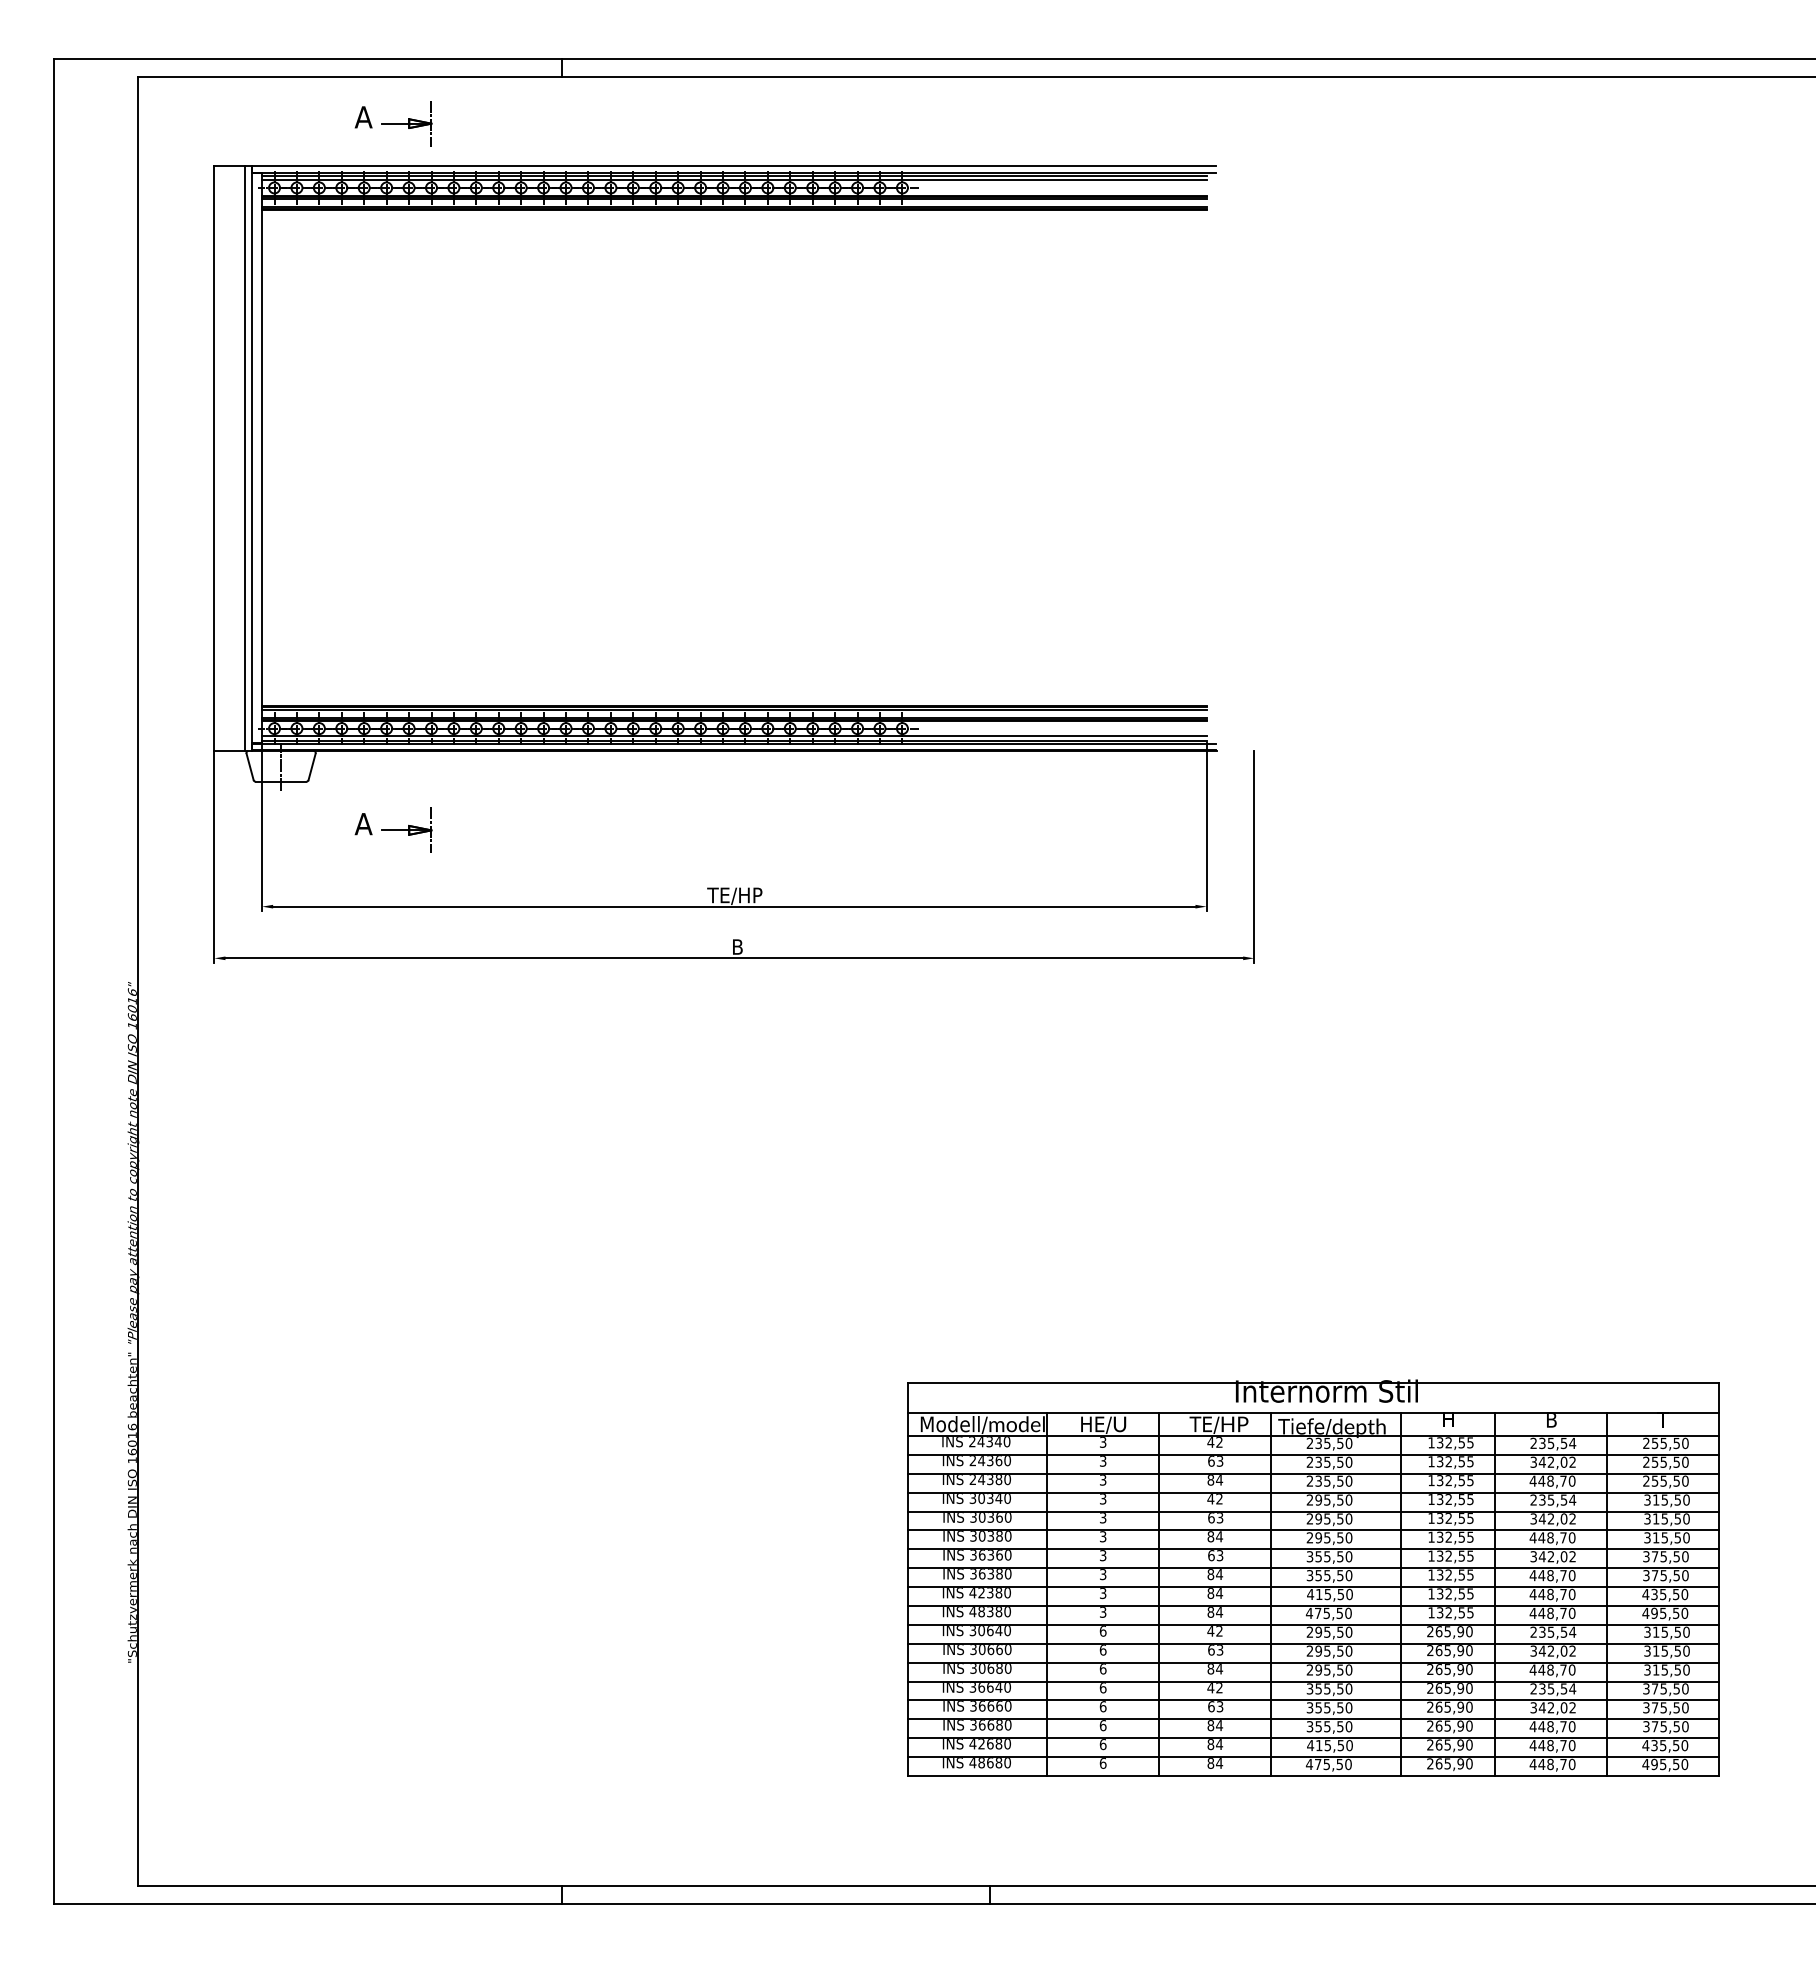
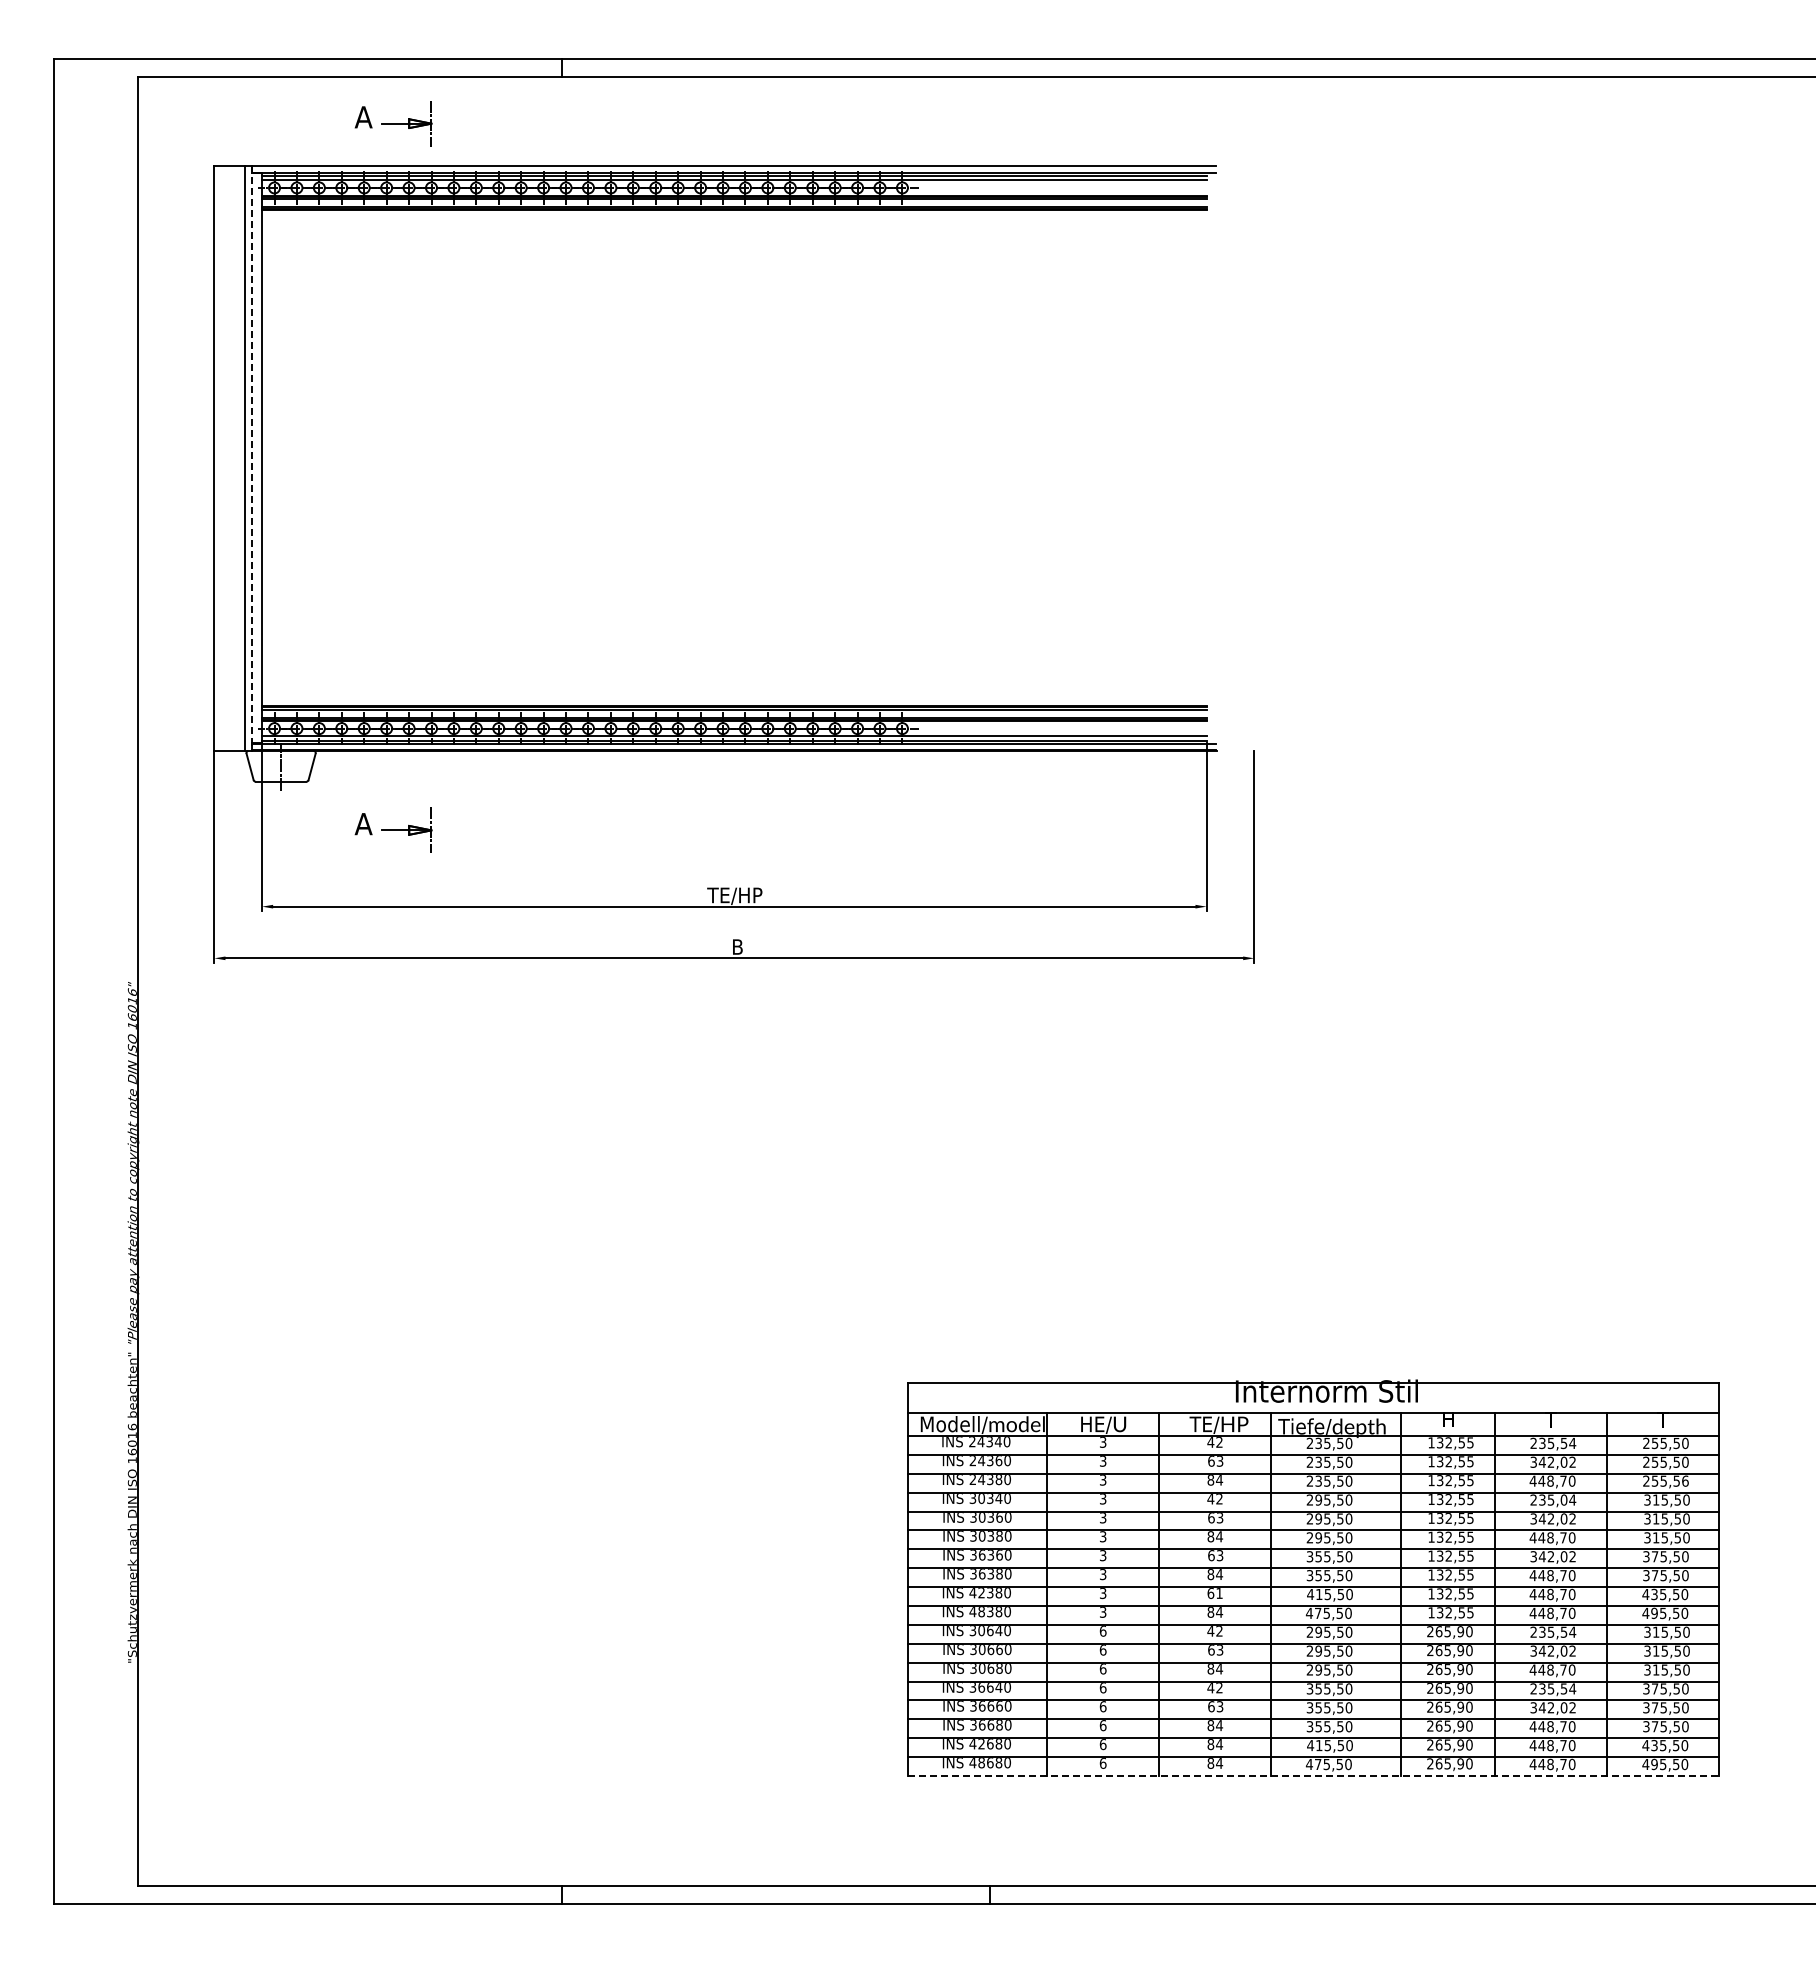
line: solid -> dashed (251, 458)
text: B -> T (1551, 1420)
text: 255,50 -> 255,56 (1685, 1480)
text: 235,54 -> 235,04 (1563, 1499)
text: 84 -> 61 (1215, 1593)
line: solid -> dashed (1313, 1775)
